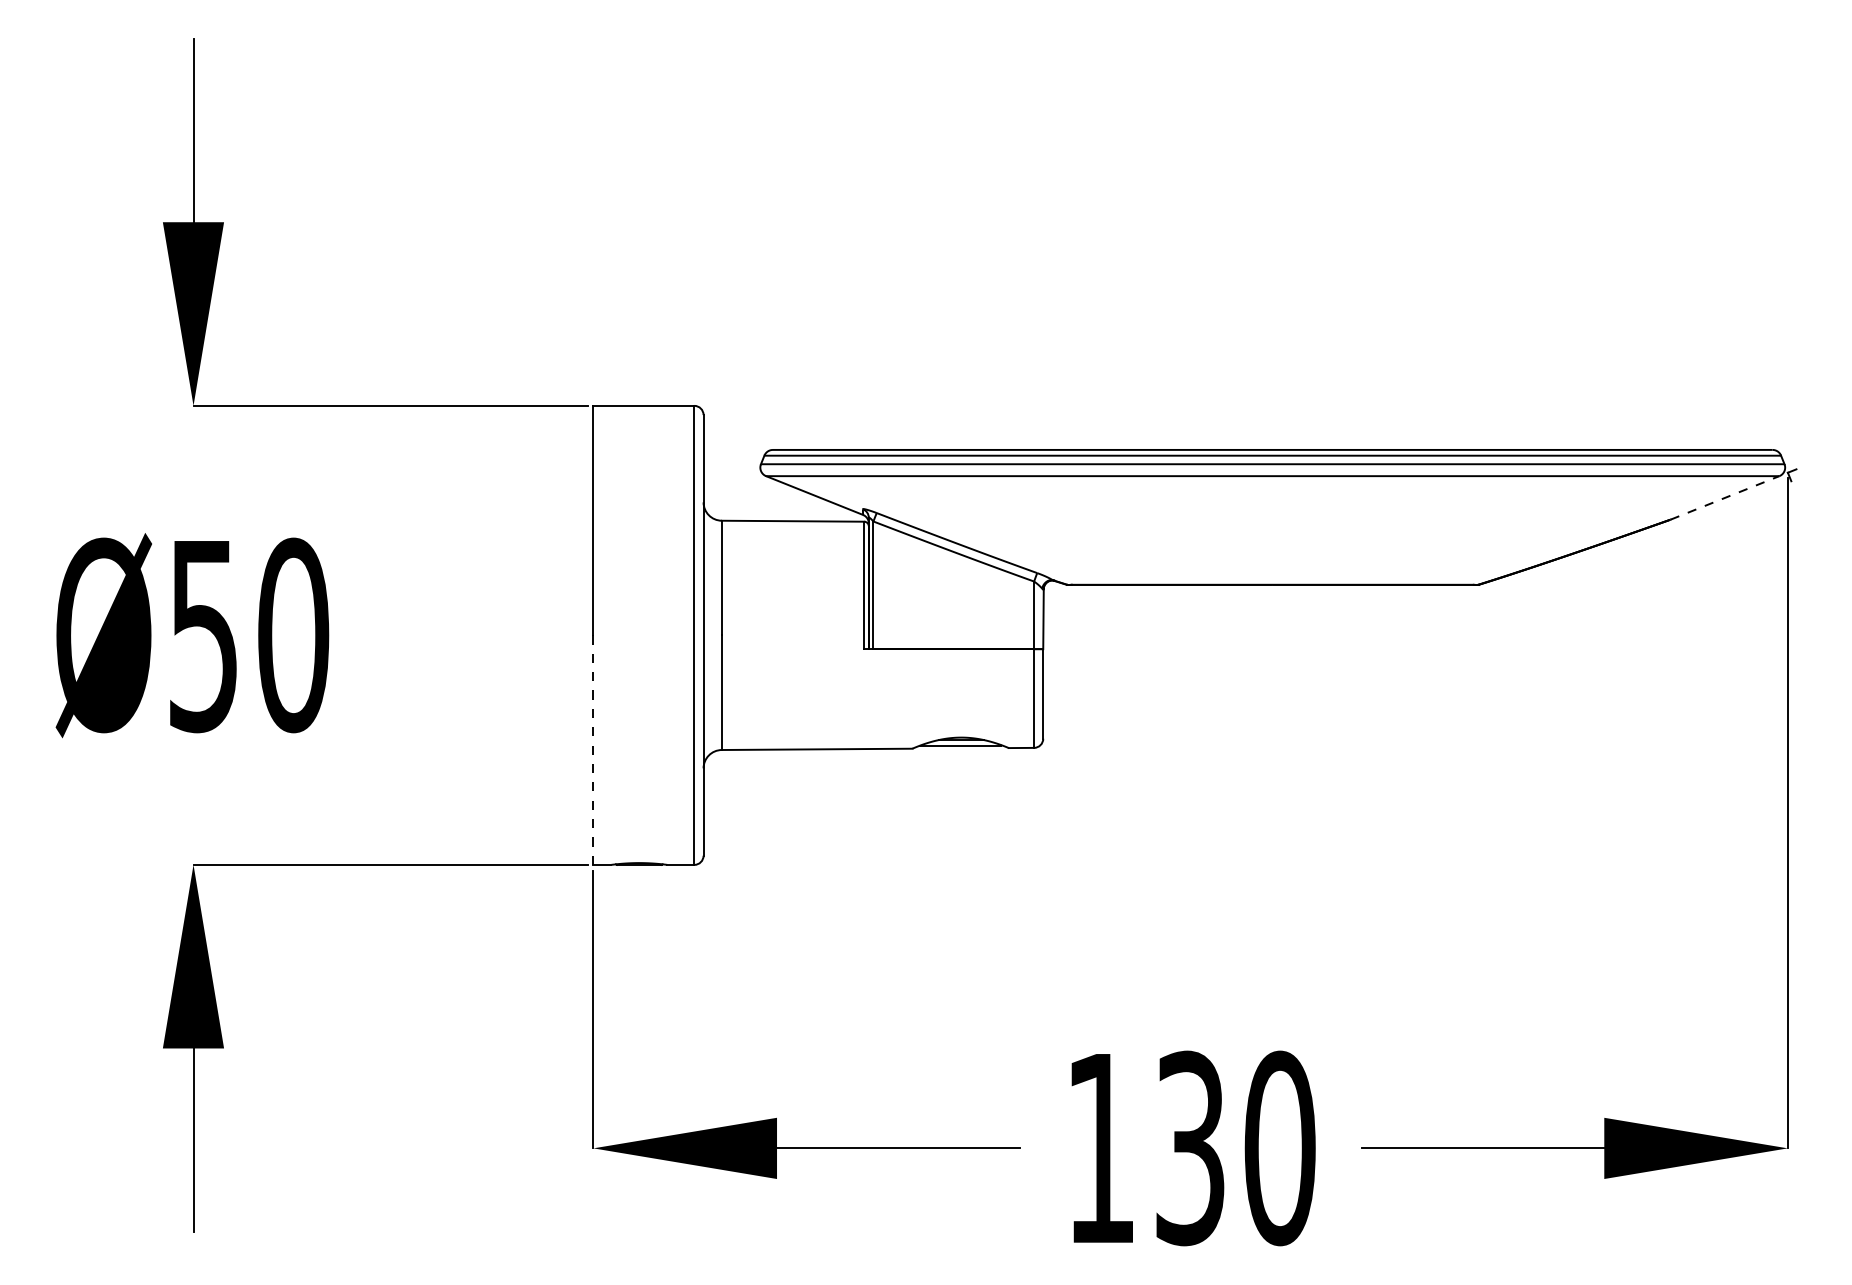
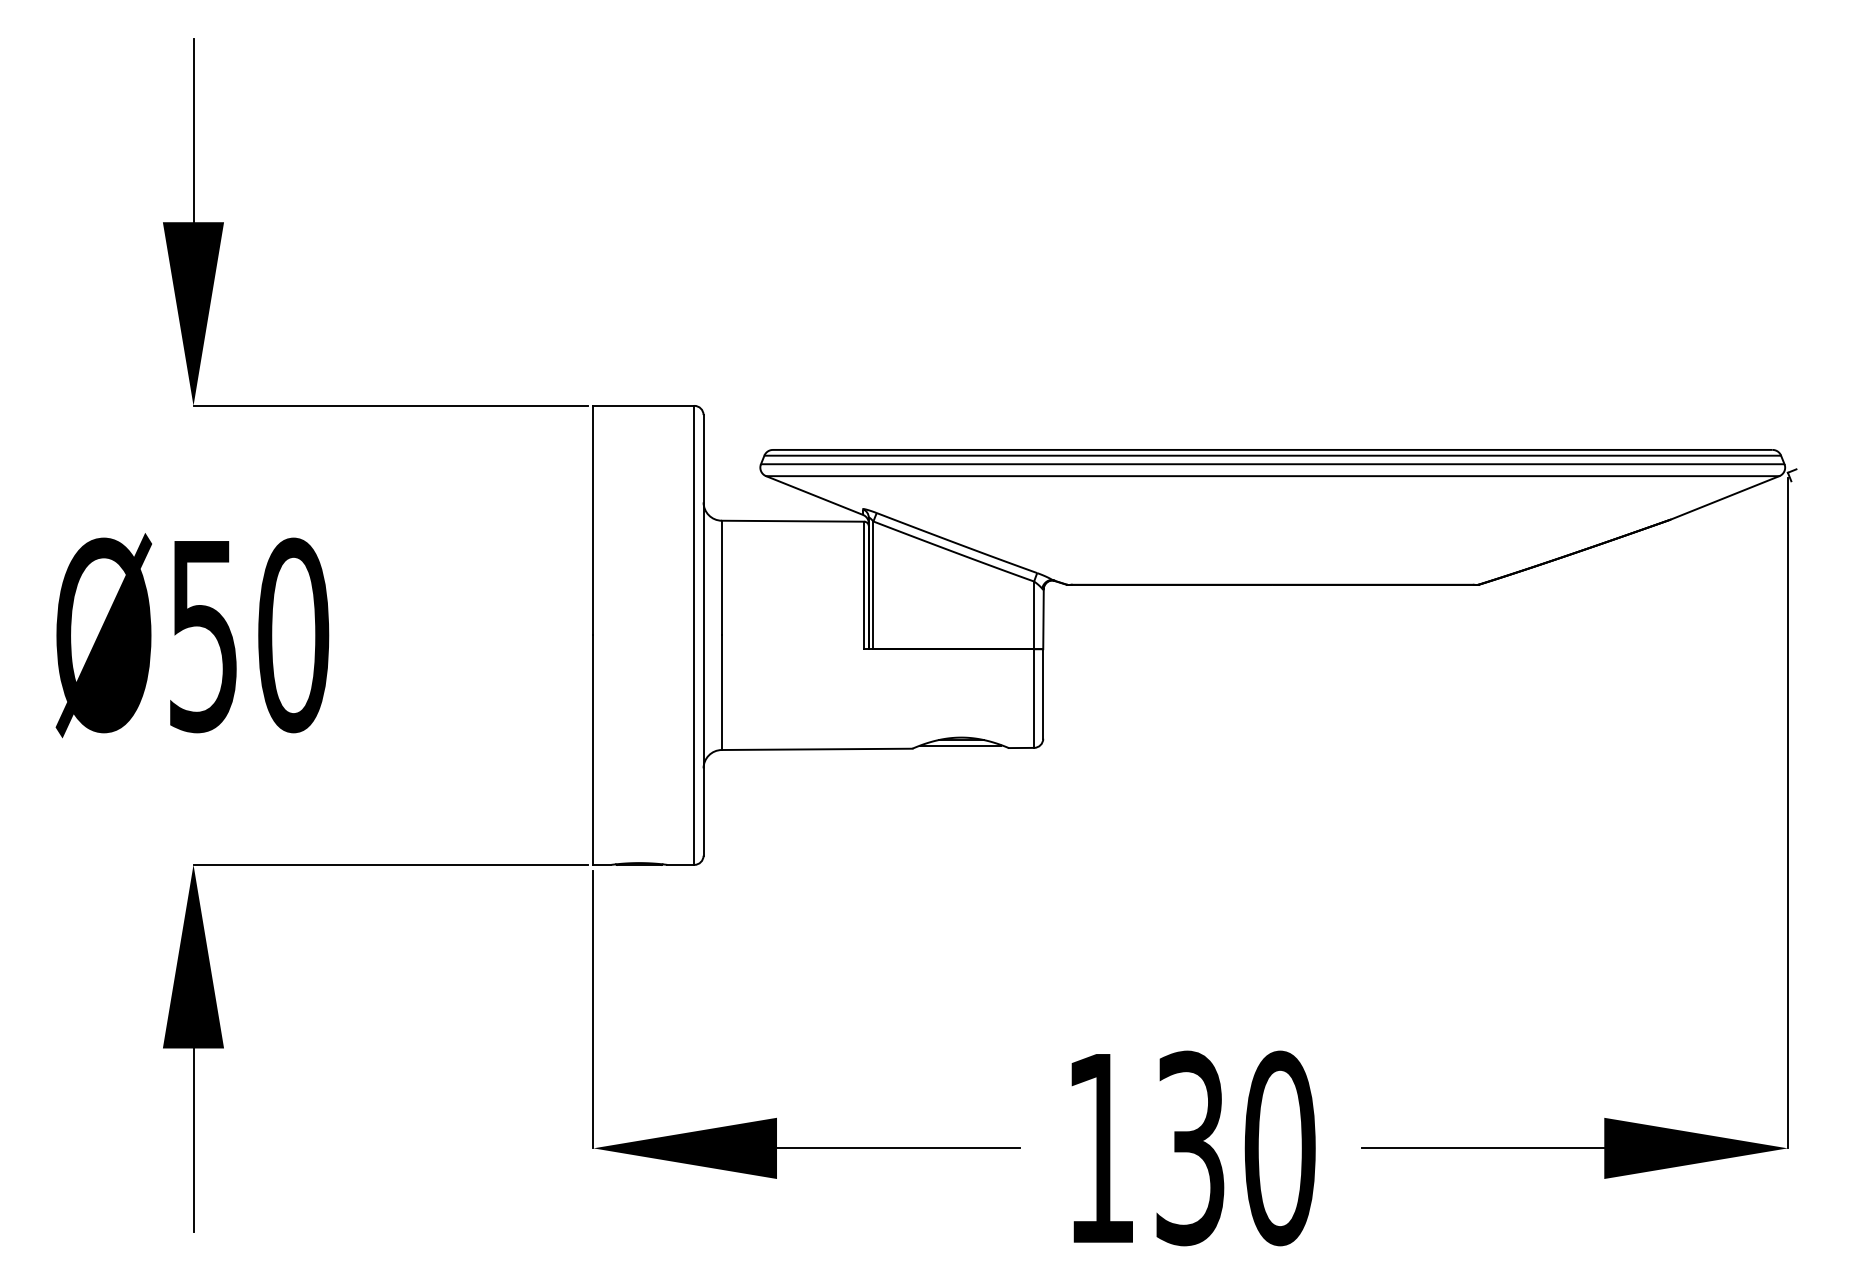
line: dashed -> solid (1725, 497)
line: dashed -> solid (593, 750)
